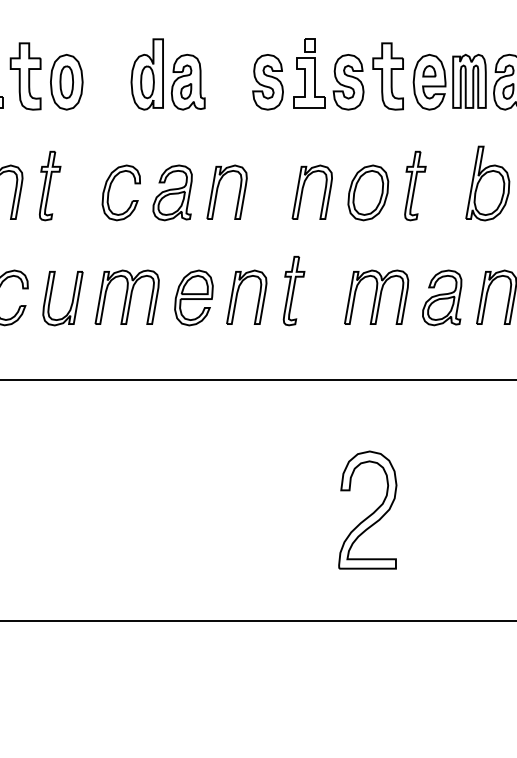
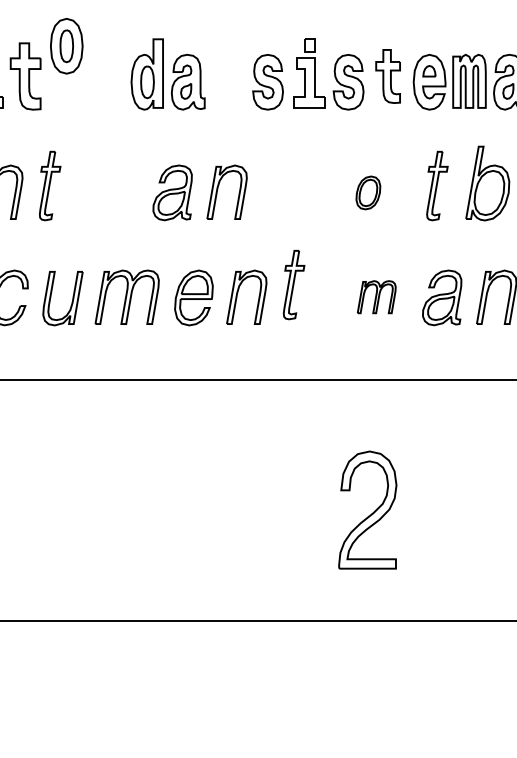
part size: 32x69 px -> 26x55 px (387, 76)
part position: (66, 82) -> (66, 46) (66, 46)
part position: (415, 185) -> (437, 185) (437, 185)
part: present -> none (110, 189)
part: present -> none (303, 190)
part size: 43x58 px -> 27x36 px (368, 192)
part position: (293, 291) -> (293, 285) (293, 285)
part size: 66x56 px -> 41x35 px (376, 297)
